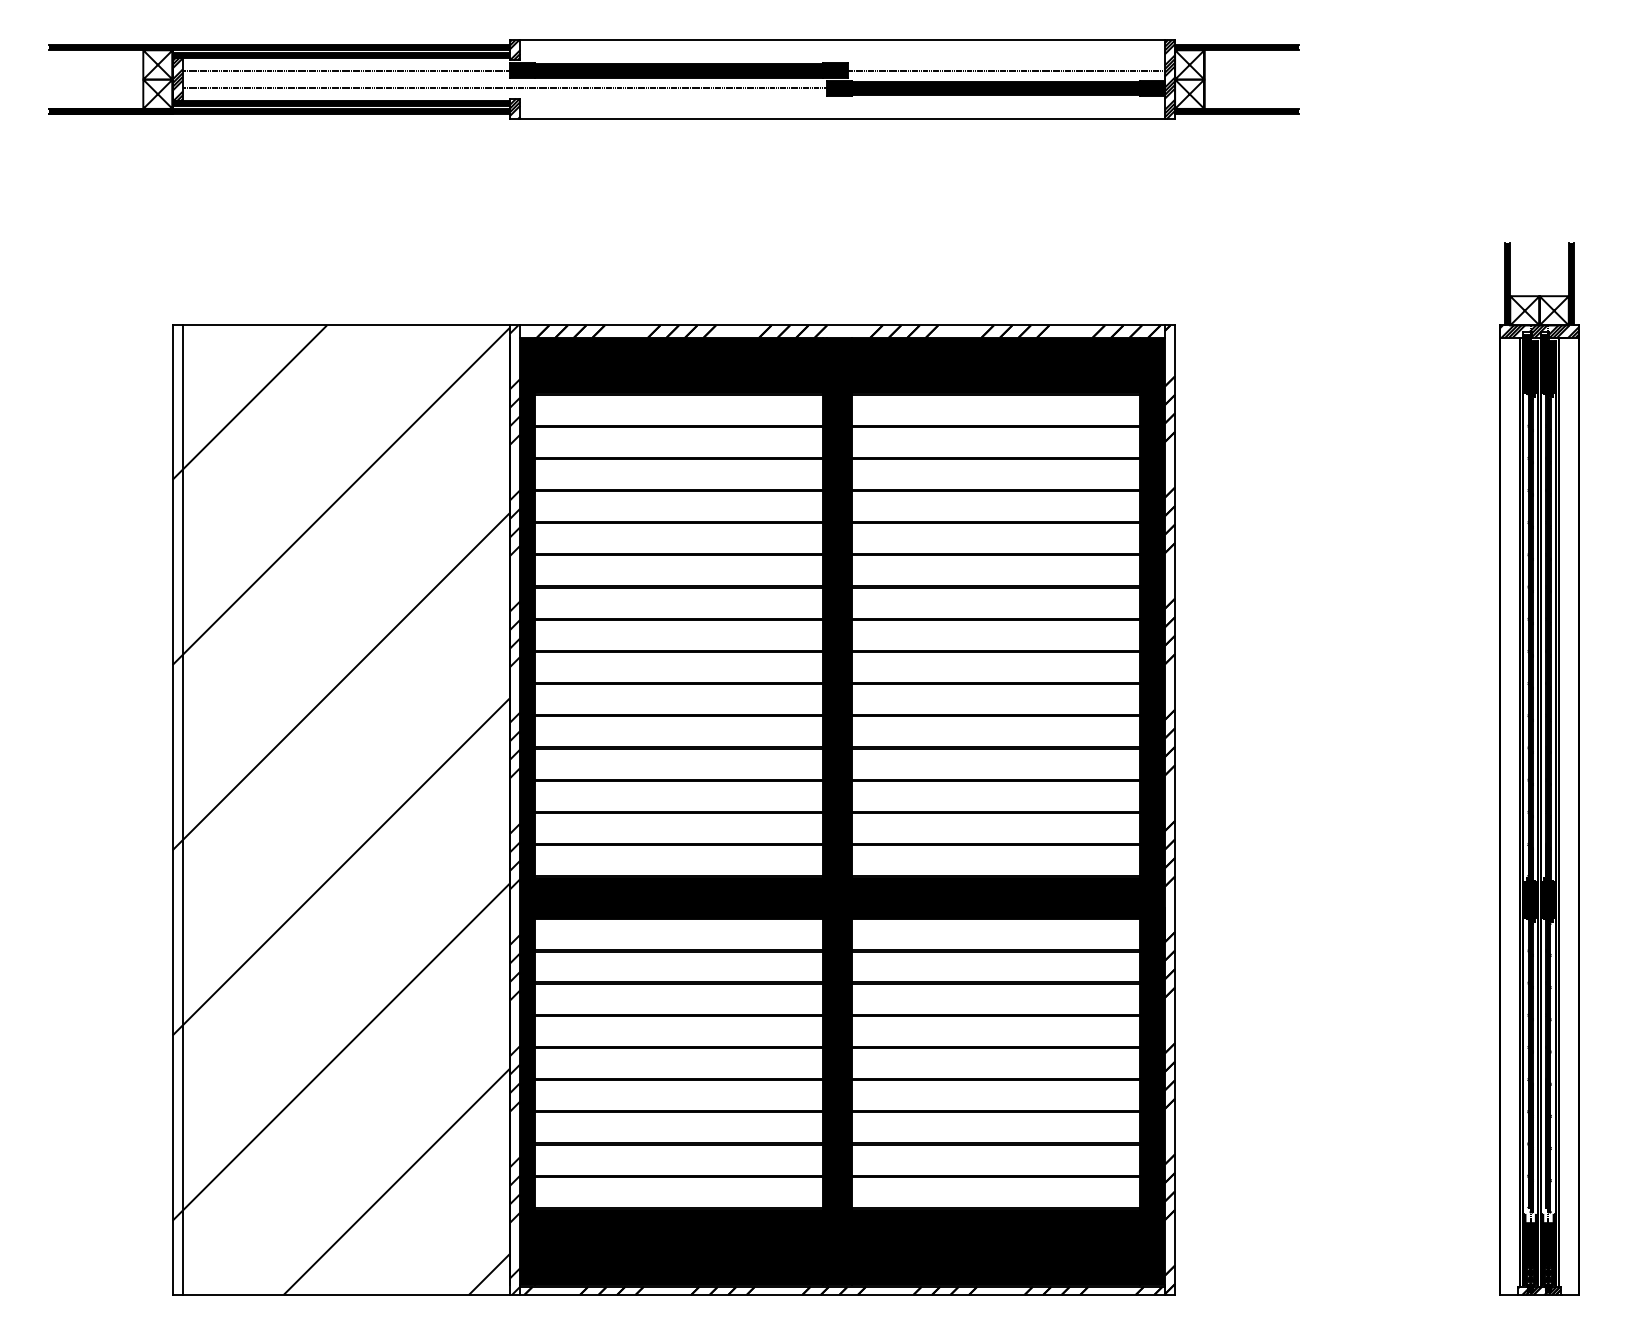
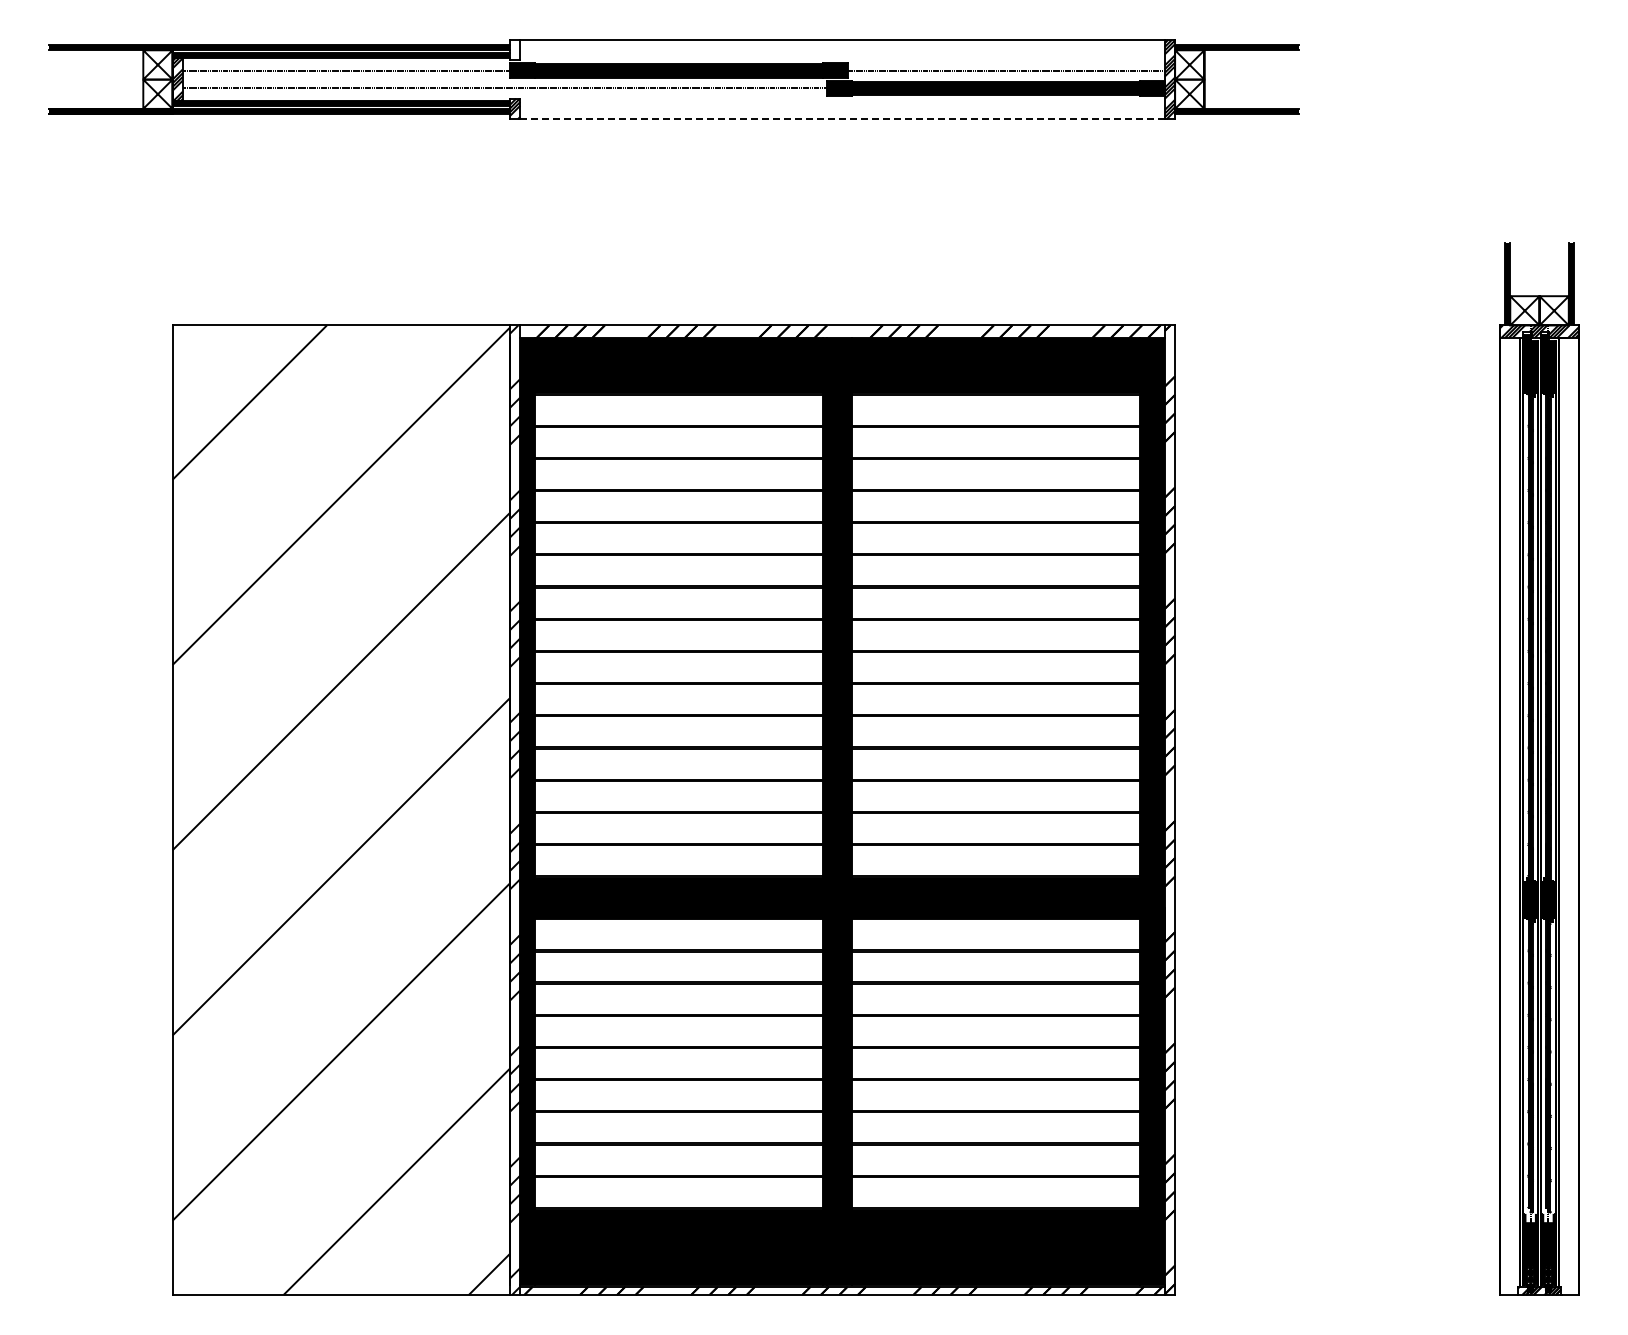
hatch: present -> none (515, 50)
line: solid -> dashed (842, 119)
line: present -> none (182, 810)
